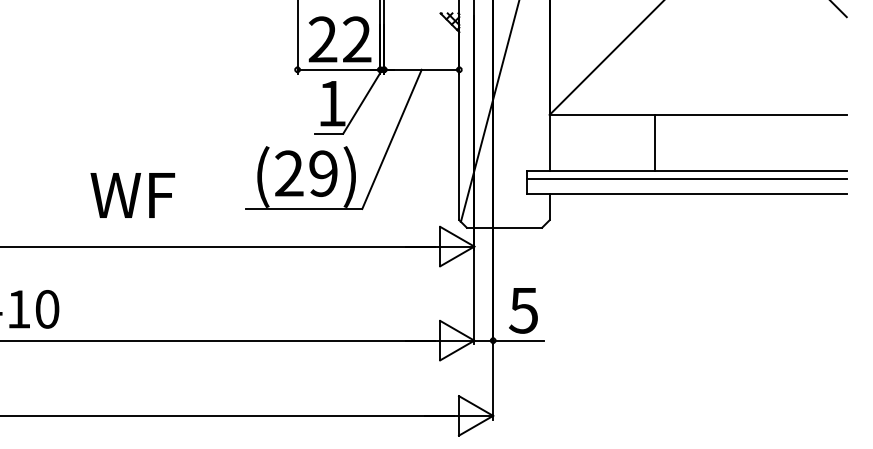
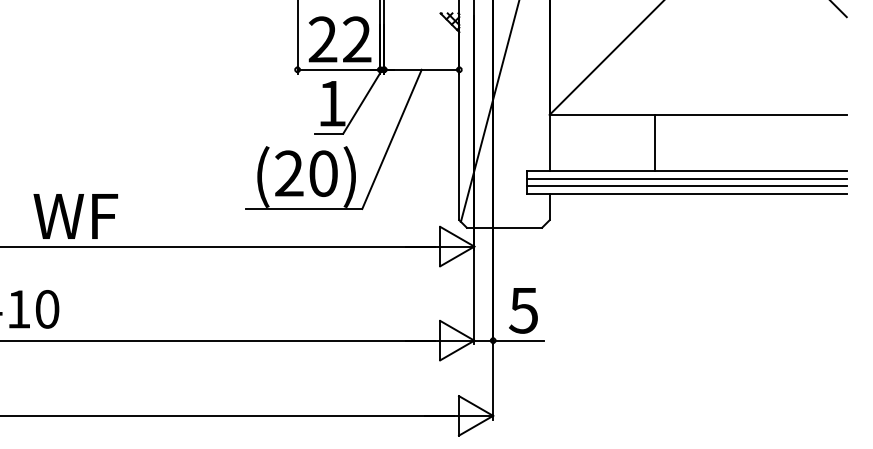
text: (29) -> (20) (323, 173)
line: none -> present (686, 186)
text position: (132, 195) -> (75, 216) (75, 216)
